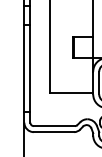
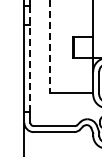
line: solid -> dashed (50, 46)
line: solid -> dashed (30, 58)
